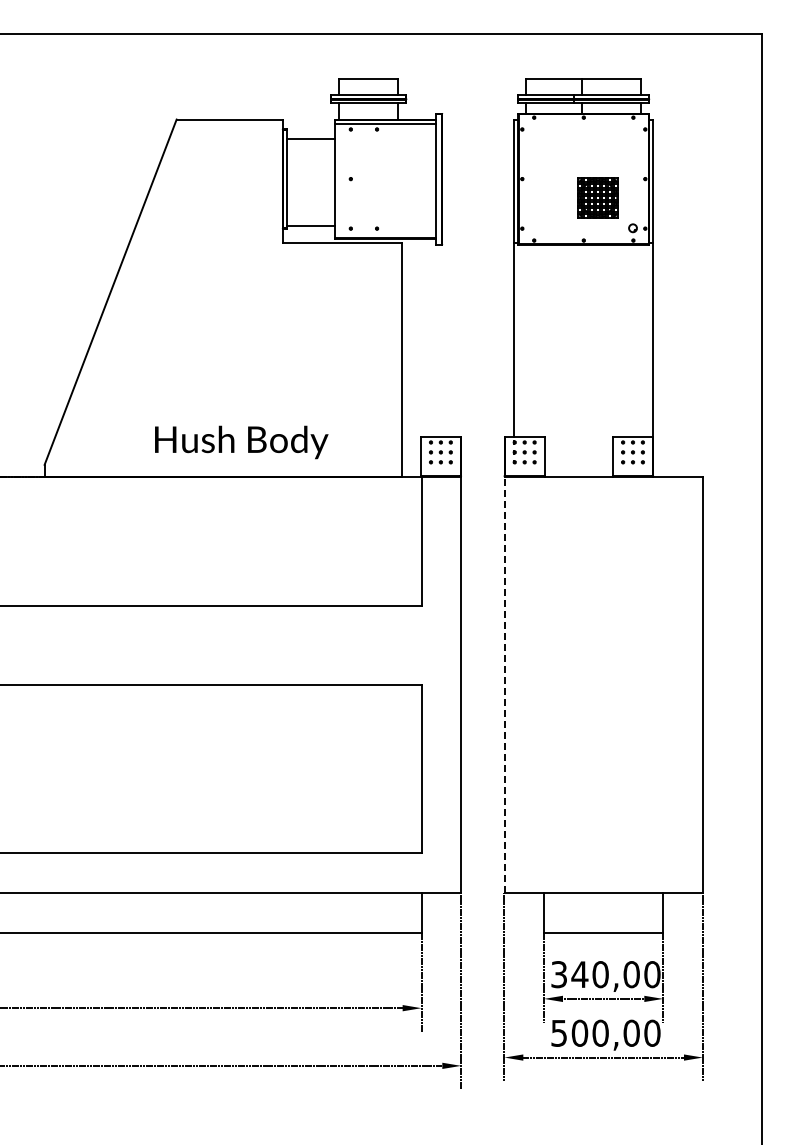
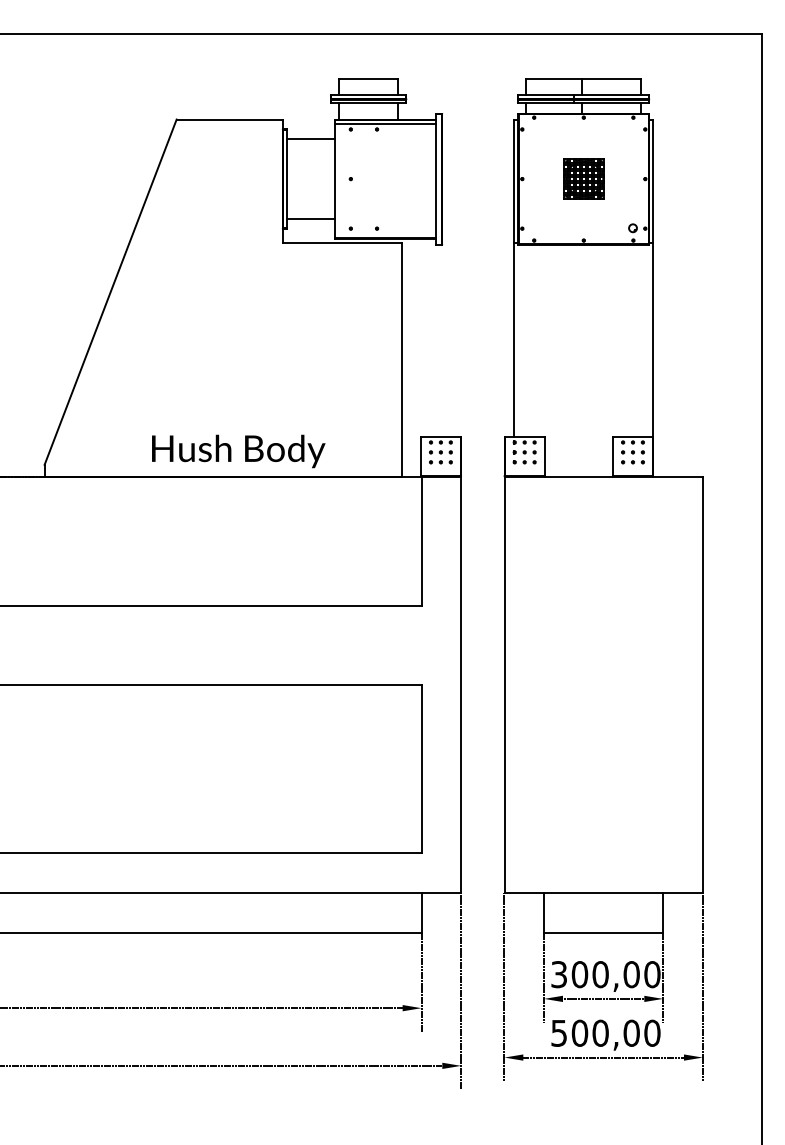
part position: (597, 197) -> (583, 178) (583, 178)
line position: (310, 225) -> (310, 218) (310, 218)
text position: (241, 442) -> (238, 451) (238, 451)
line: dashed -> solid (504, 684)
text: 340,00 -> 300,00 (579, 974)
